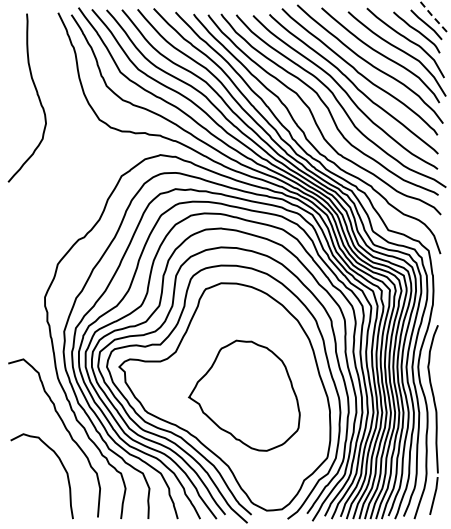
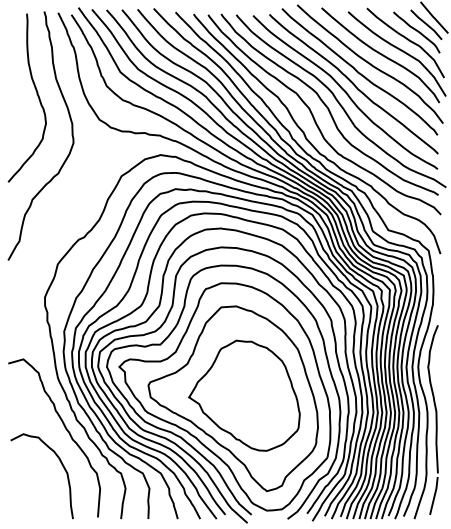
line: dashed -> solid (434, 17)
curve: none -> present (71, 135)
part: none -> present (232, 398)
